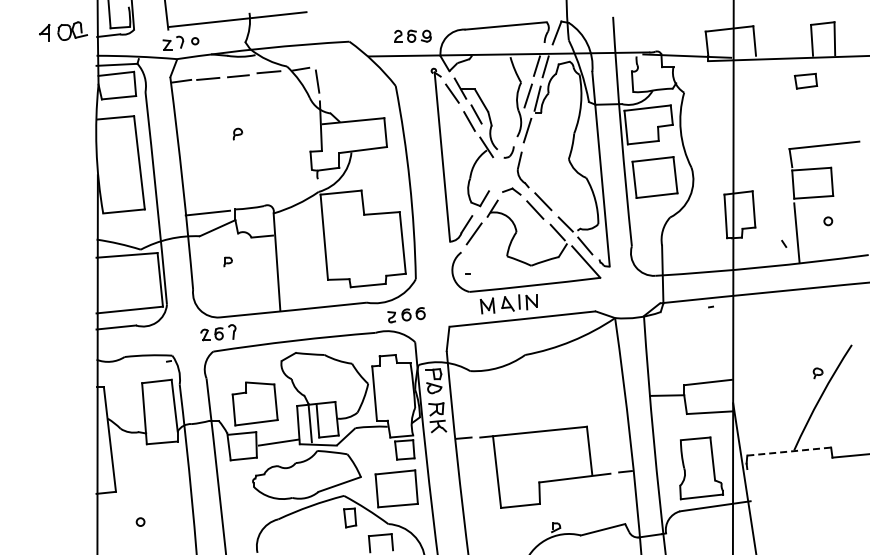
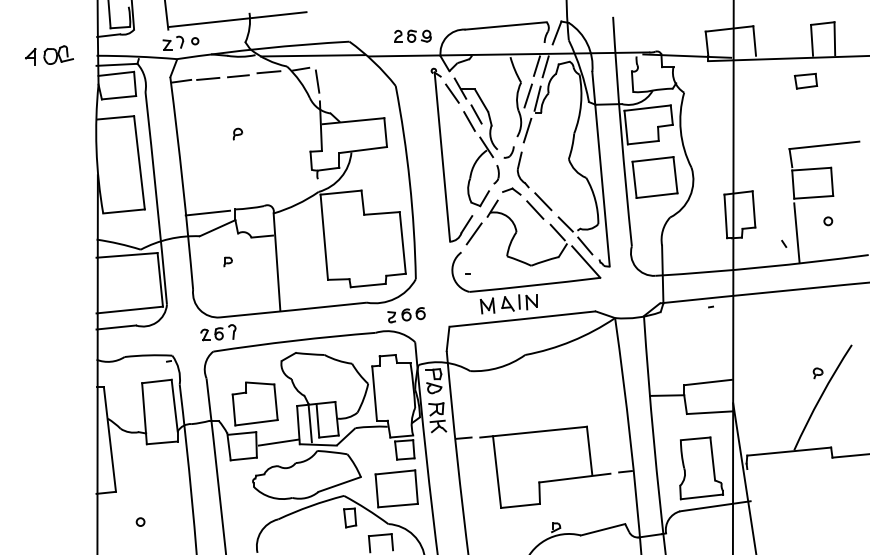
part position: (63, 31) -> (49, 55) (49, 55)
line: none -> present (312, 55)
part: none -> present (496, 174)
line: dashed -> solid (789, 451)
